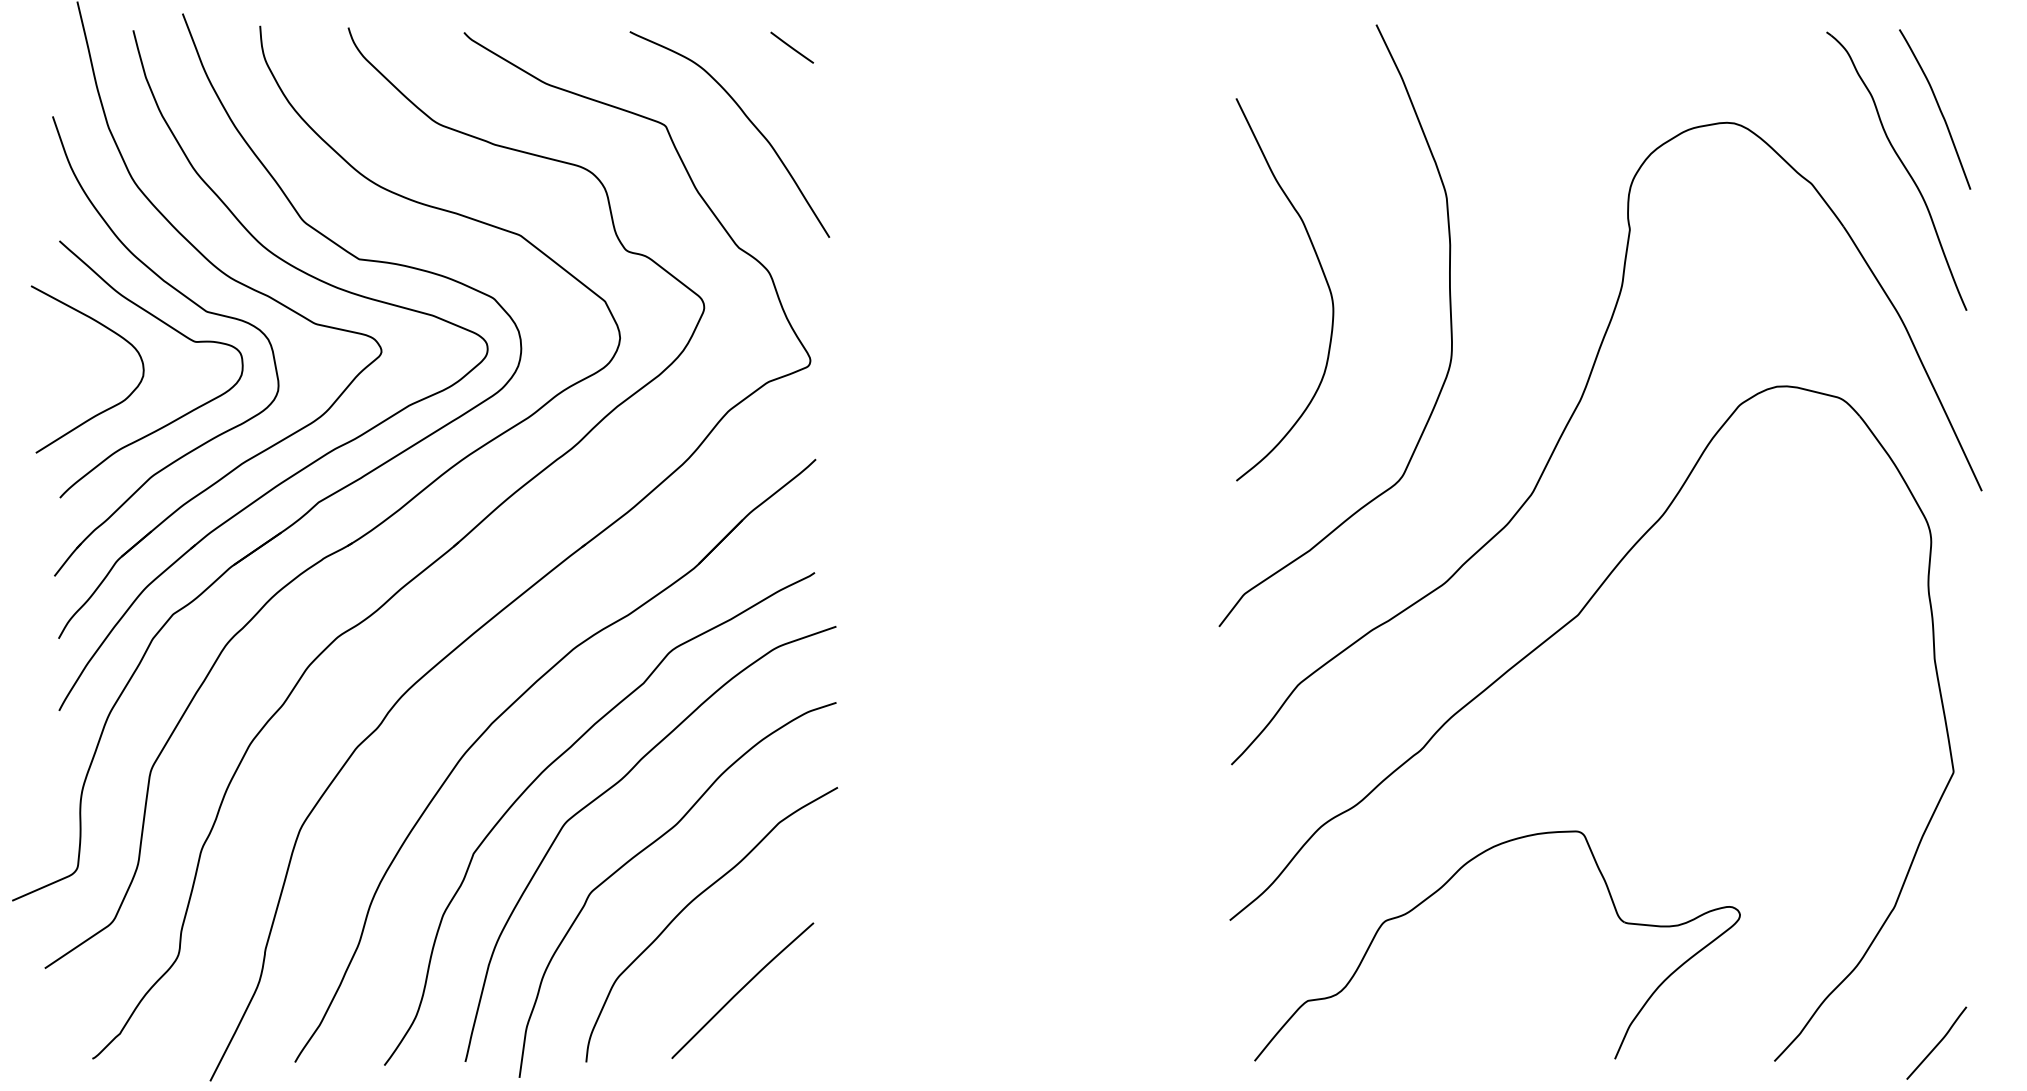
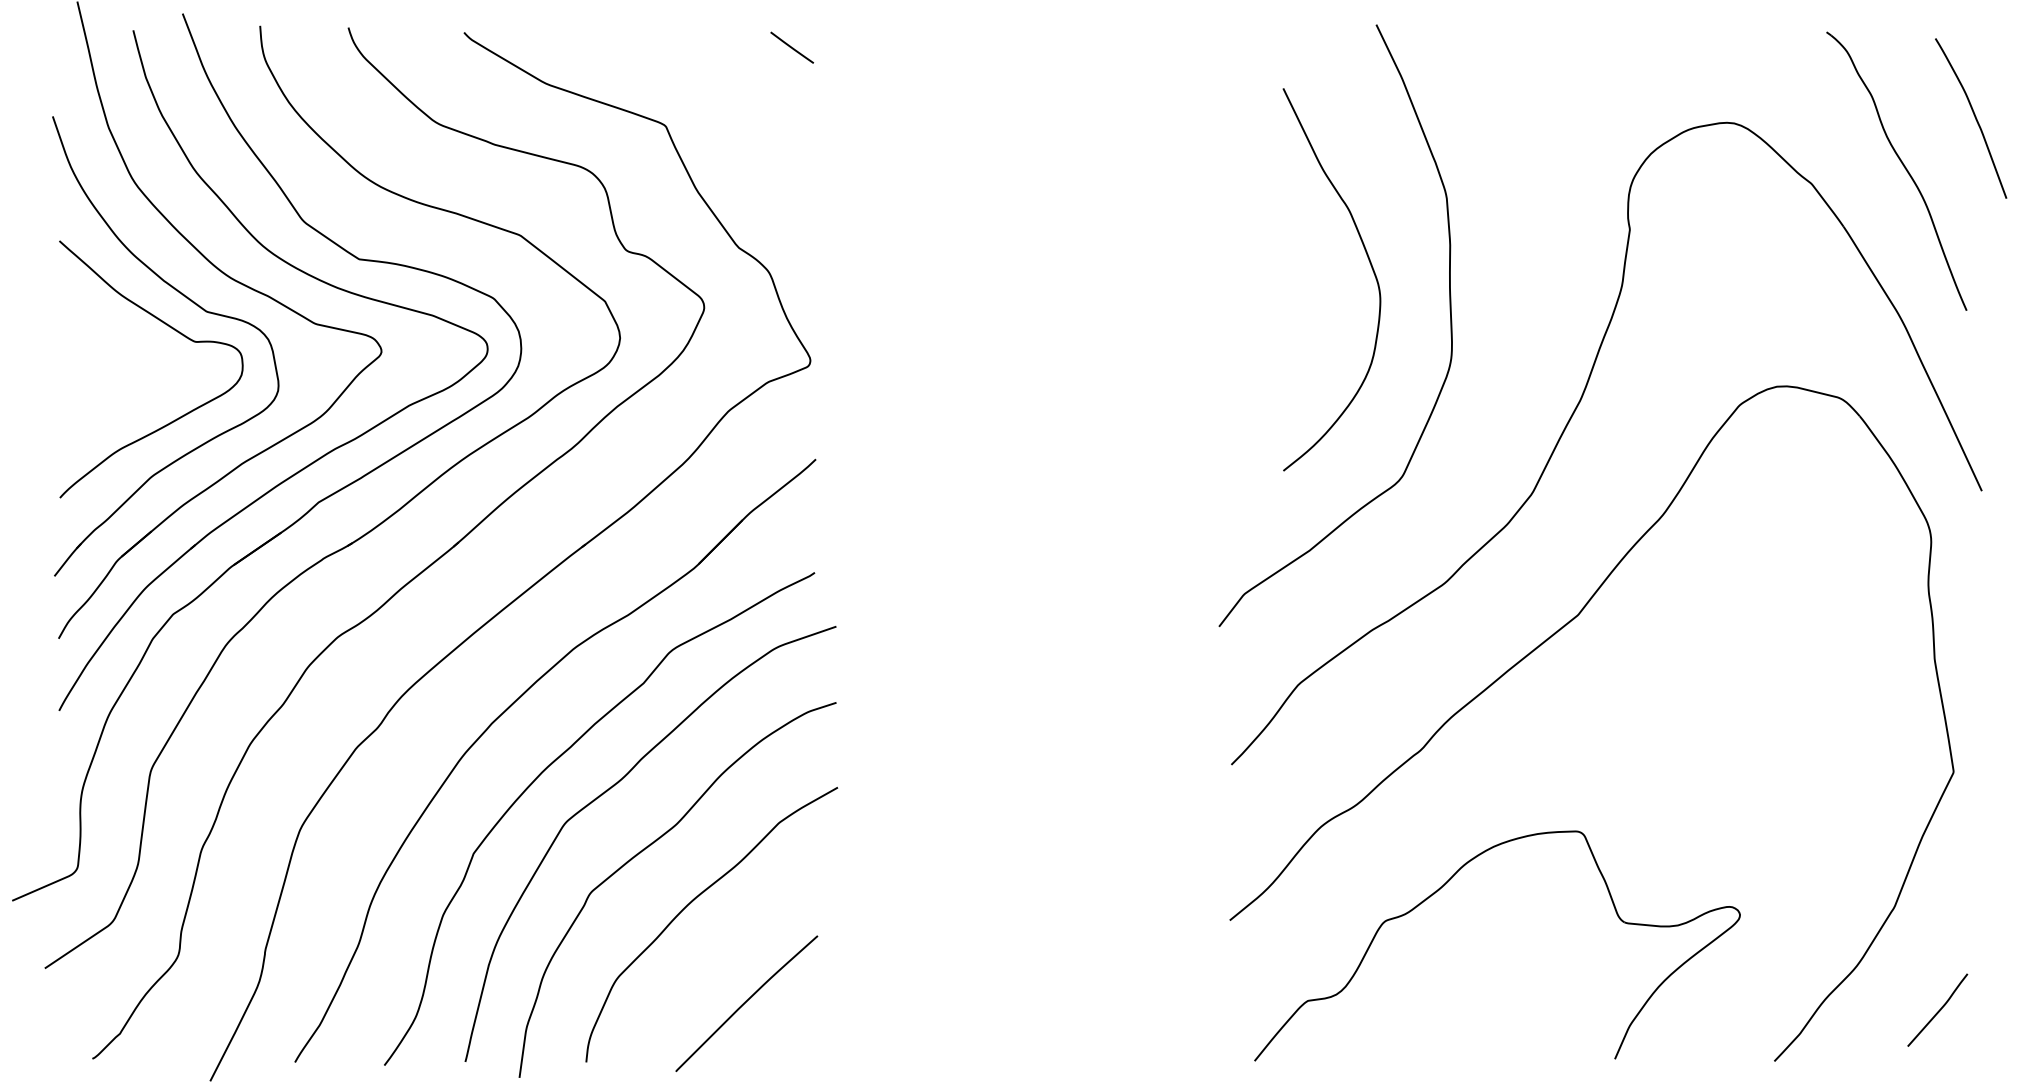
curve position: (1938, 108) -> (1974, 117) (1974, 117)
curve: present -> none (747, 119)
curve position: (1322, 273) -> (1369, 263) (1369, 263)
curve: present -> none (107, 408)
curve position: (742, 989) -> (746, 1002) (746, 1002)
curve position: (1937, 1043) -> (1938, 1010) (1938, 1010)
